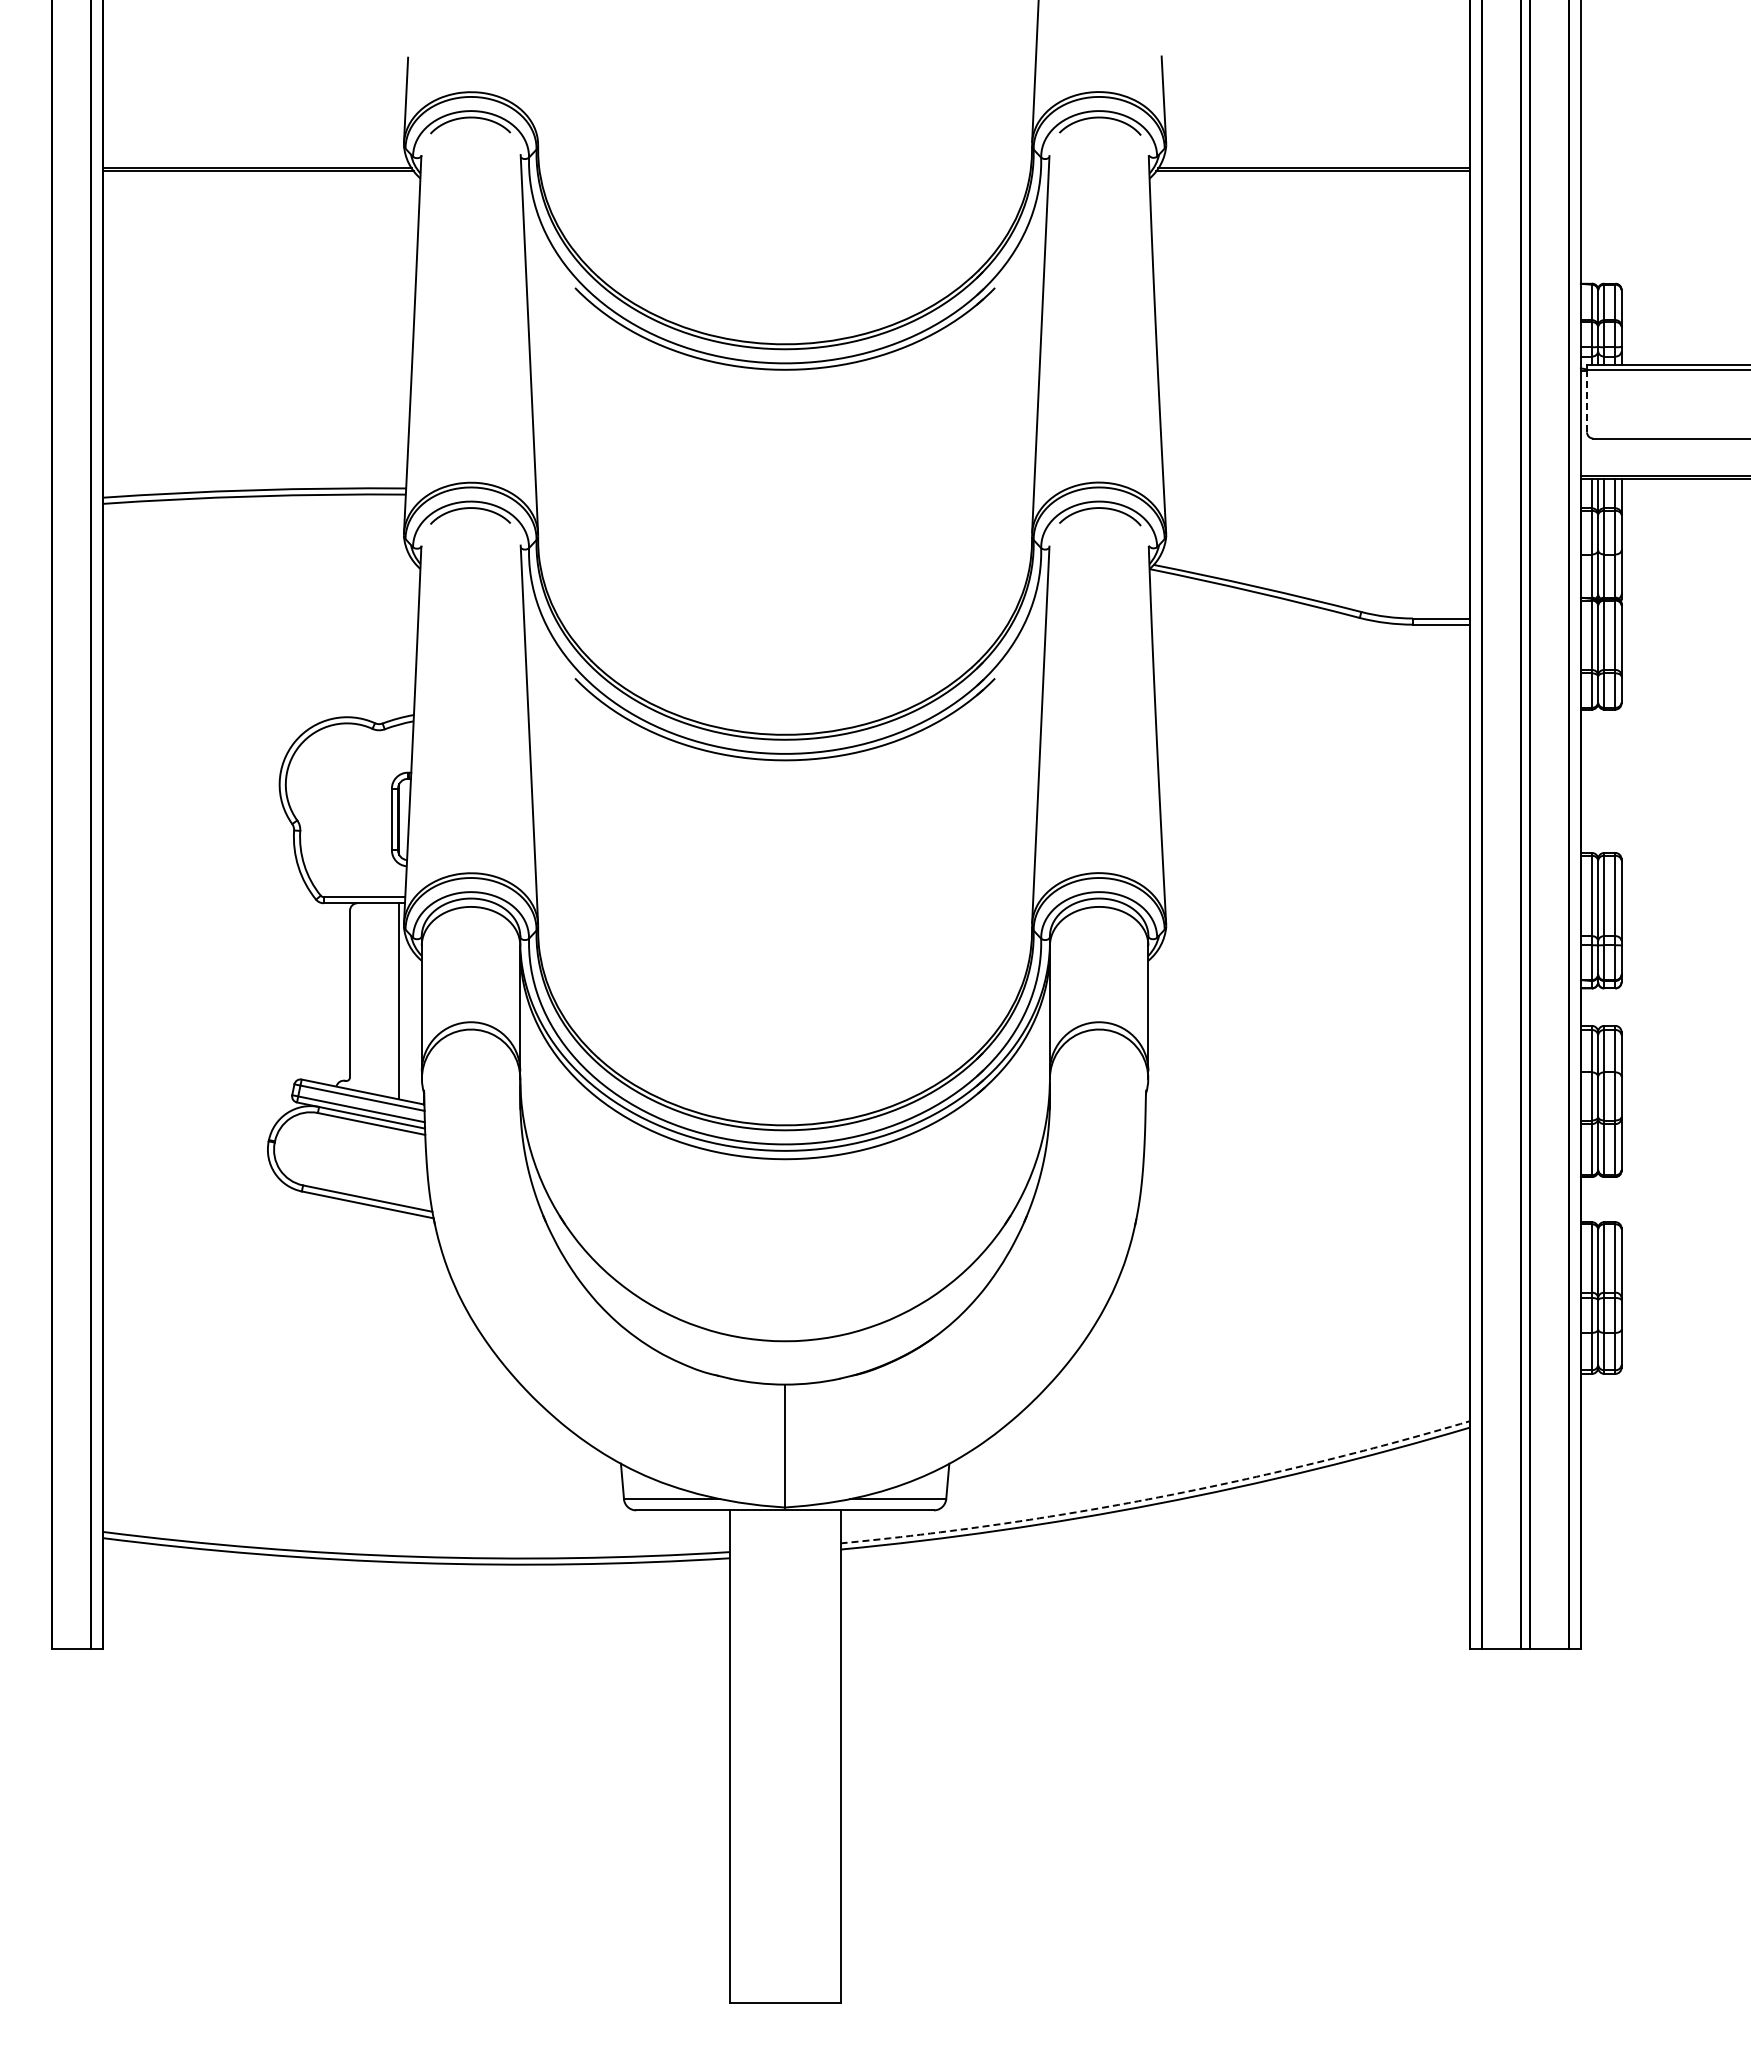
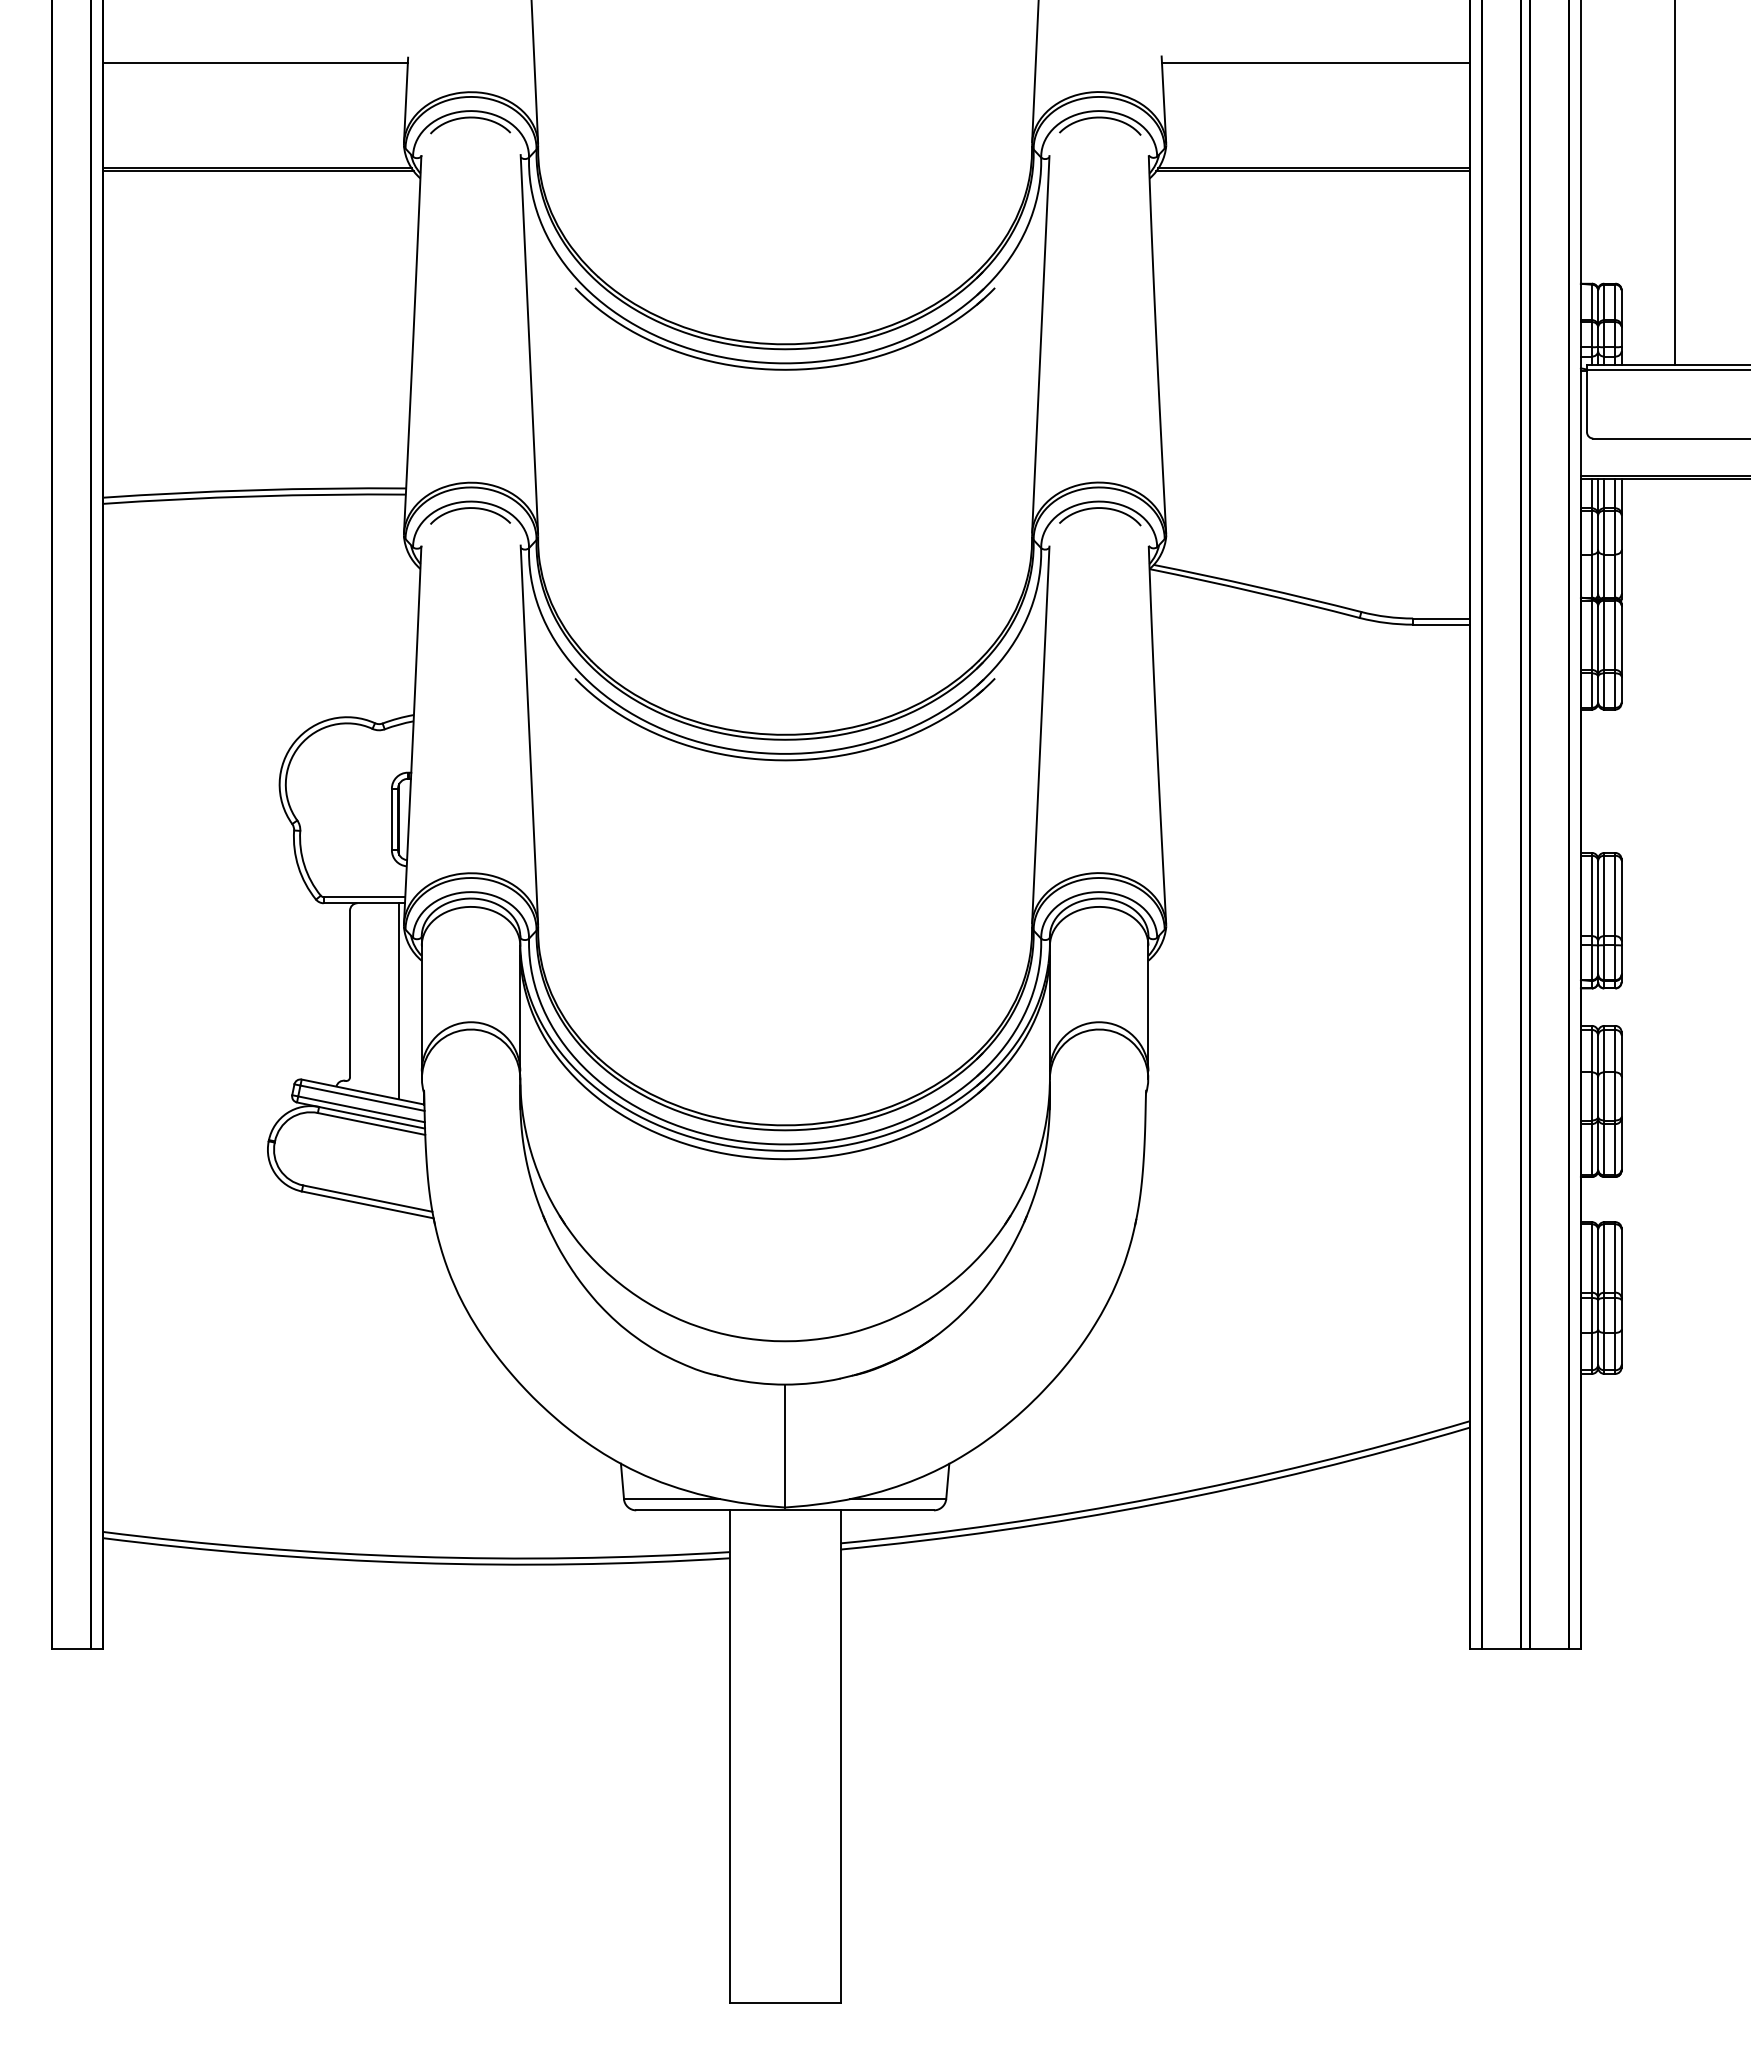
line: none -> present (254, 63)
line: none -> present (1316, 63)
line: none -> present (534, 72)
line: none -> present (1674, 183)
line: dashed -> solid (1587, 401)
arc: dashed -> solid (1158, 1497)
